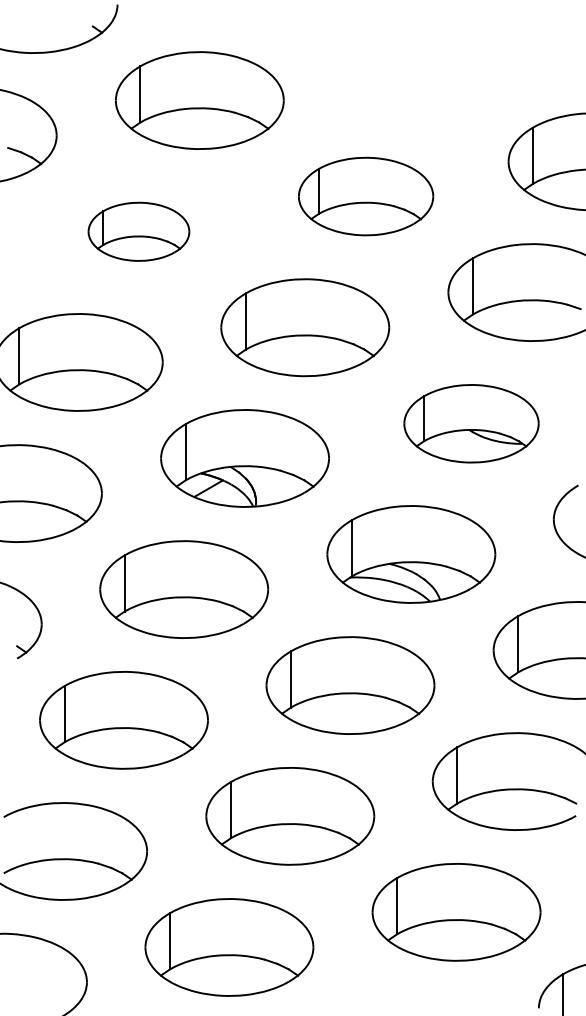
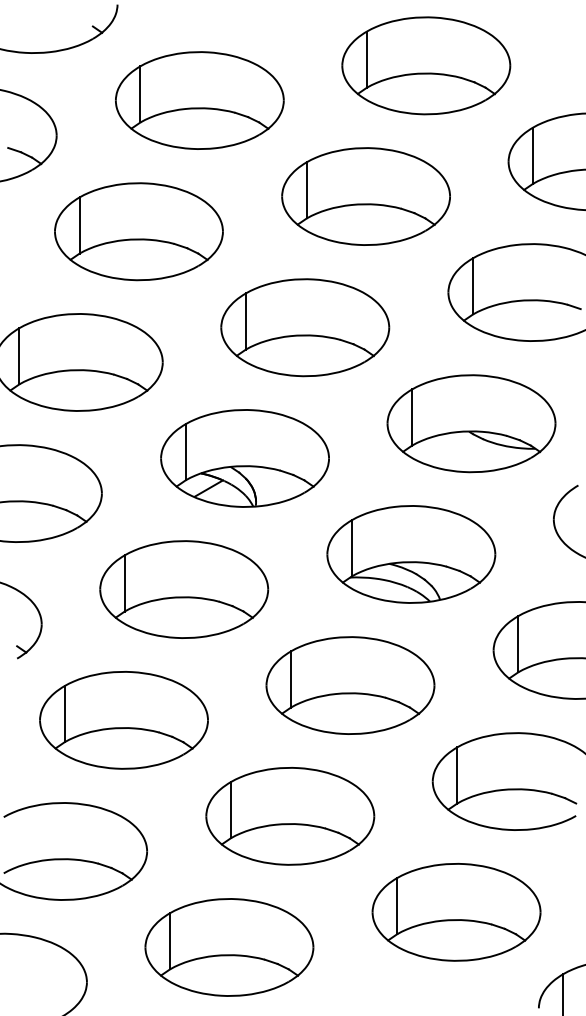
part: none -> present (426, 65)
part size: 137x81 px -> 170x99 px (365, 196)
part size: 104x61 px -> 170x100 px (138, 231)
part size: 137x80 px -> 171x100 px (471, 423)
